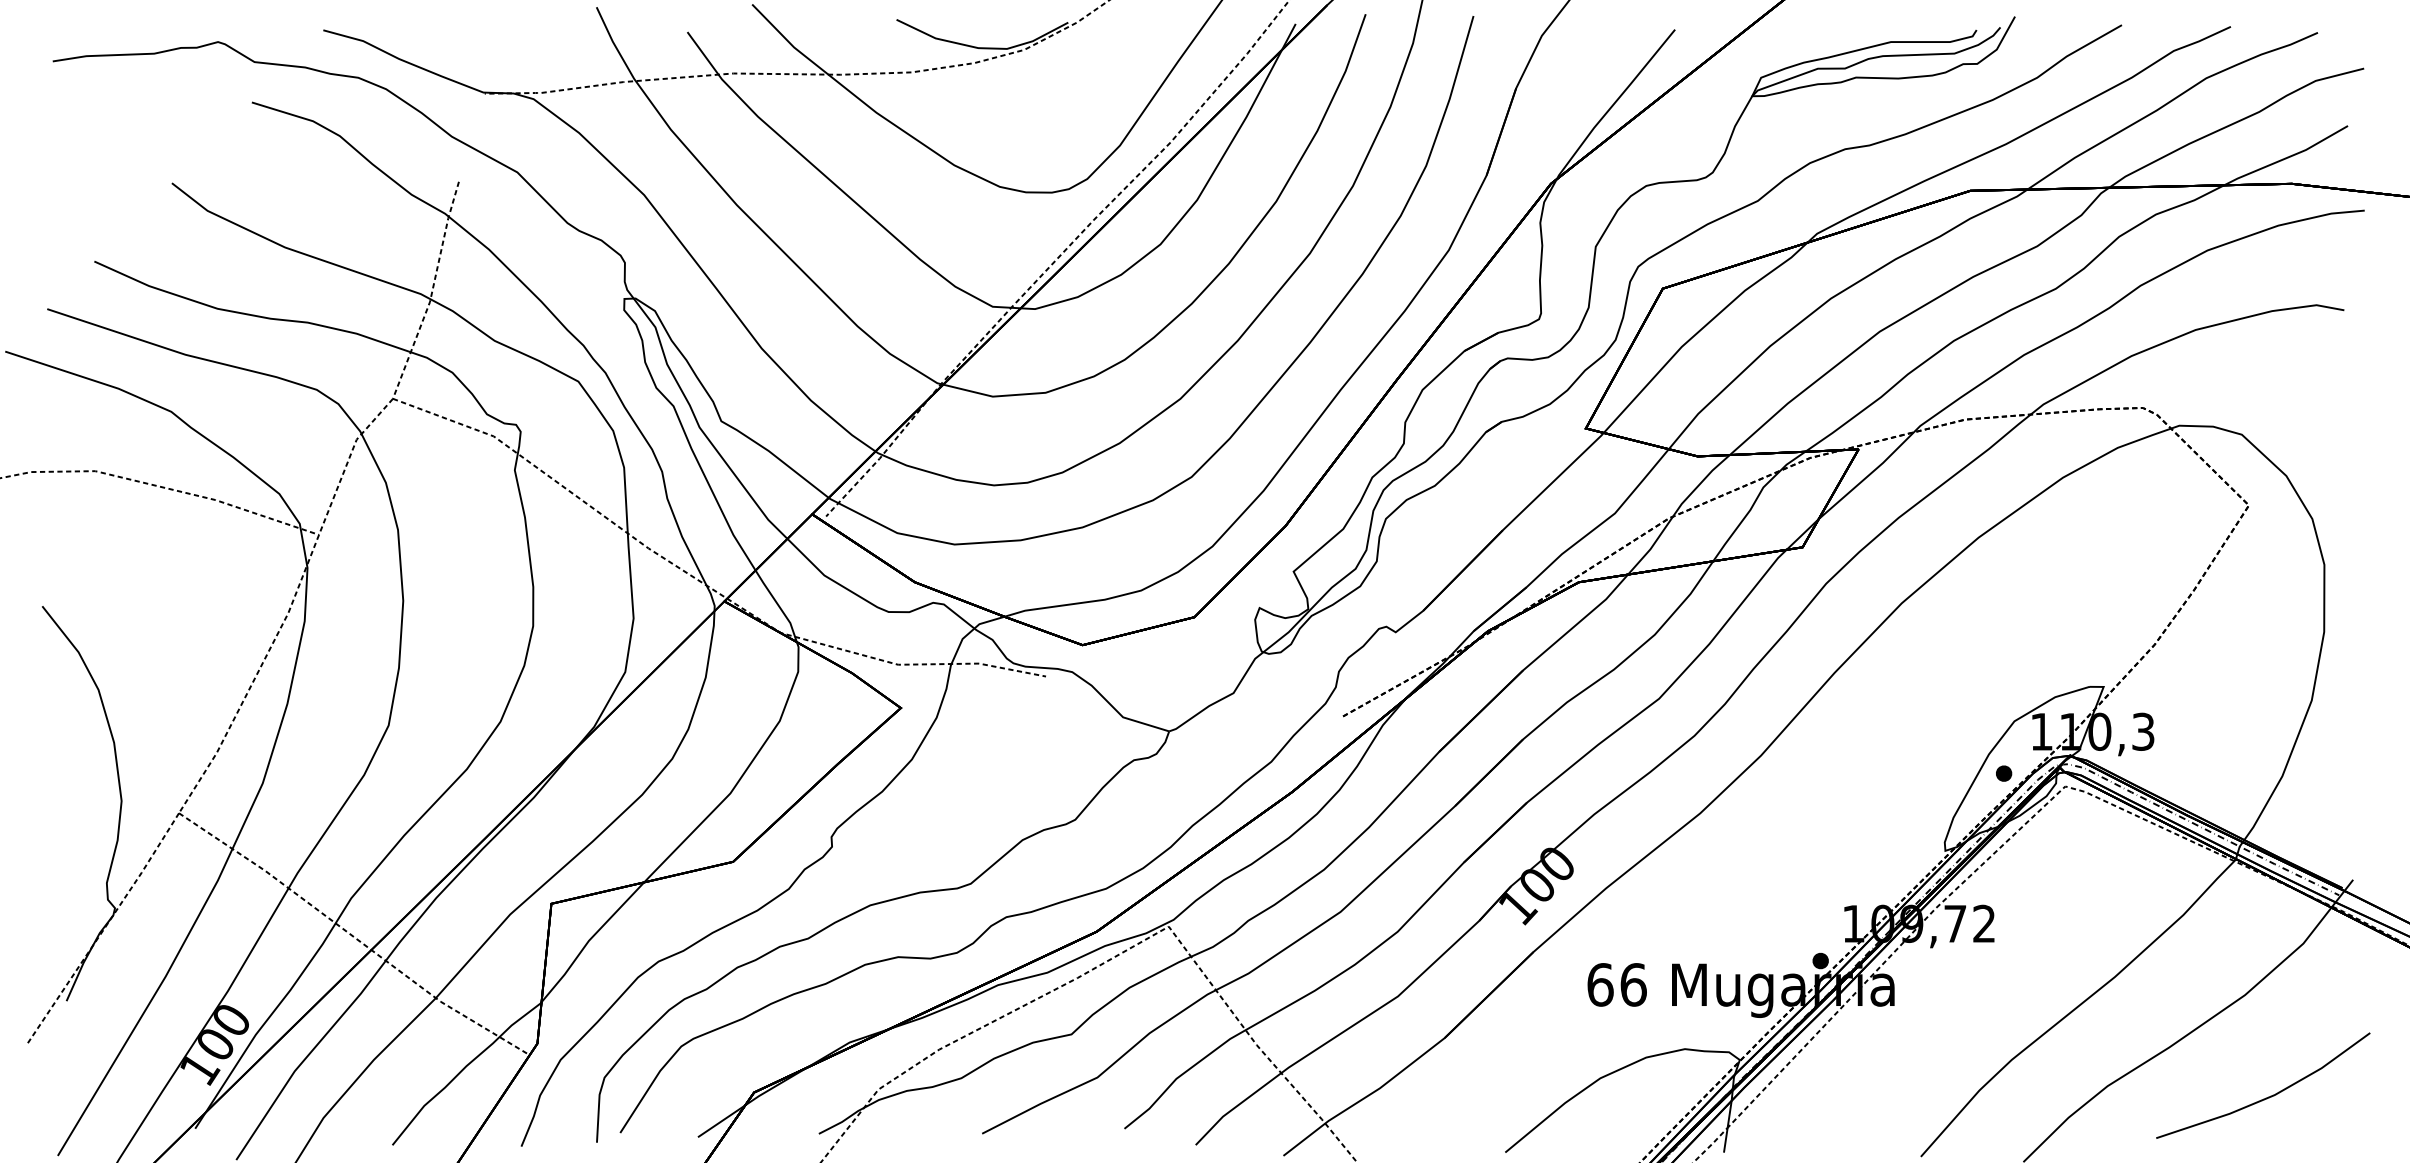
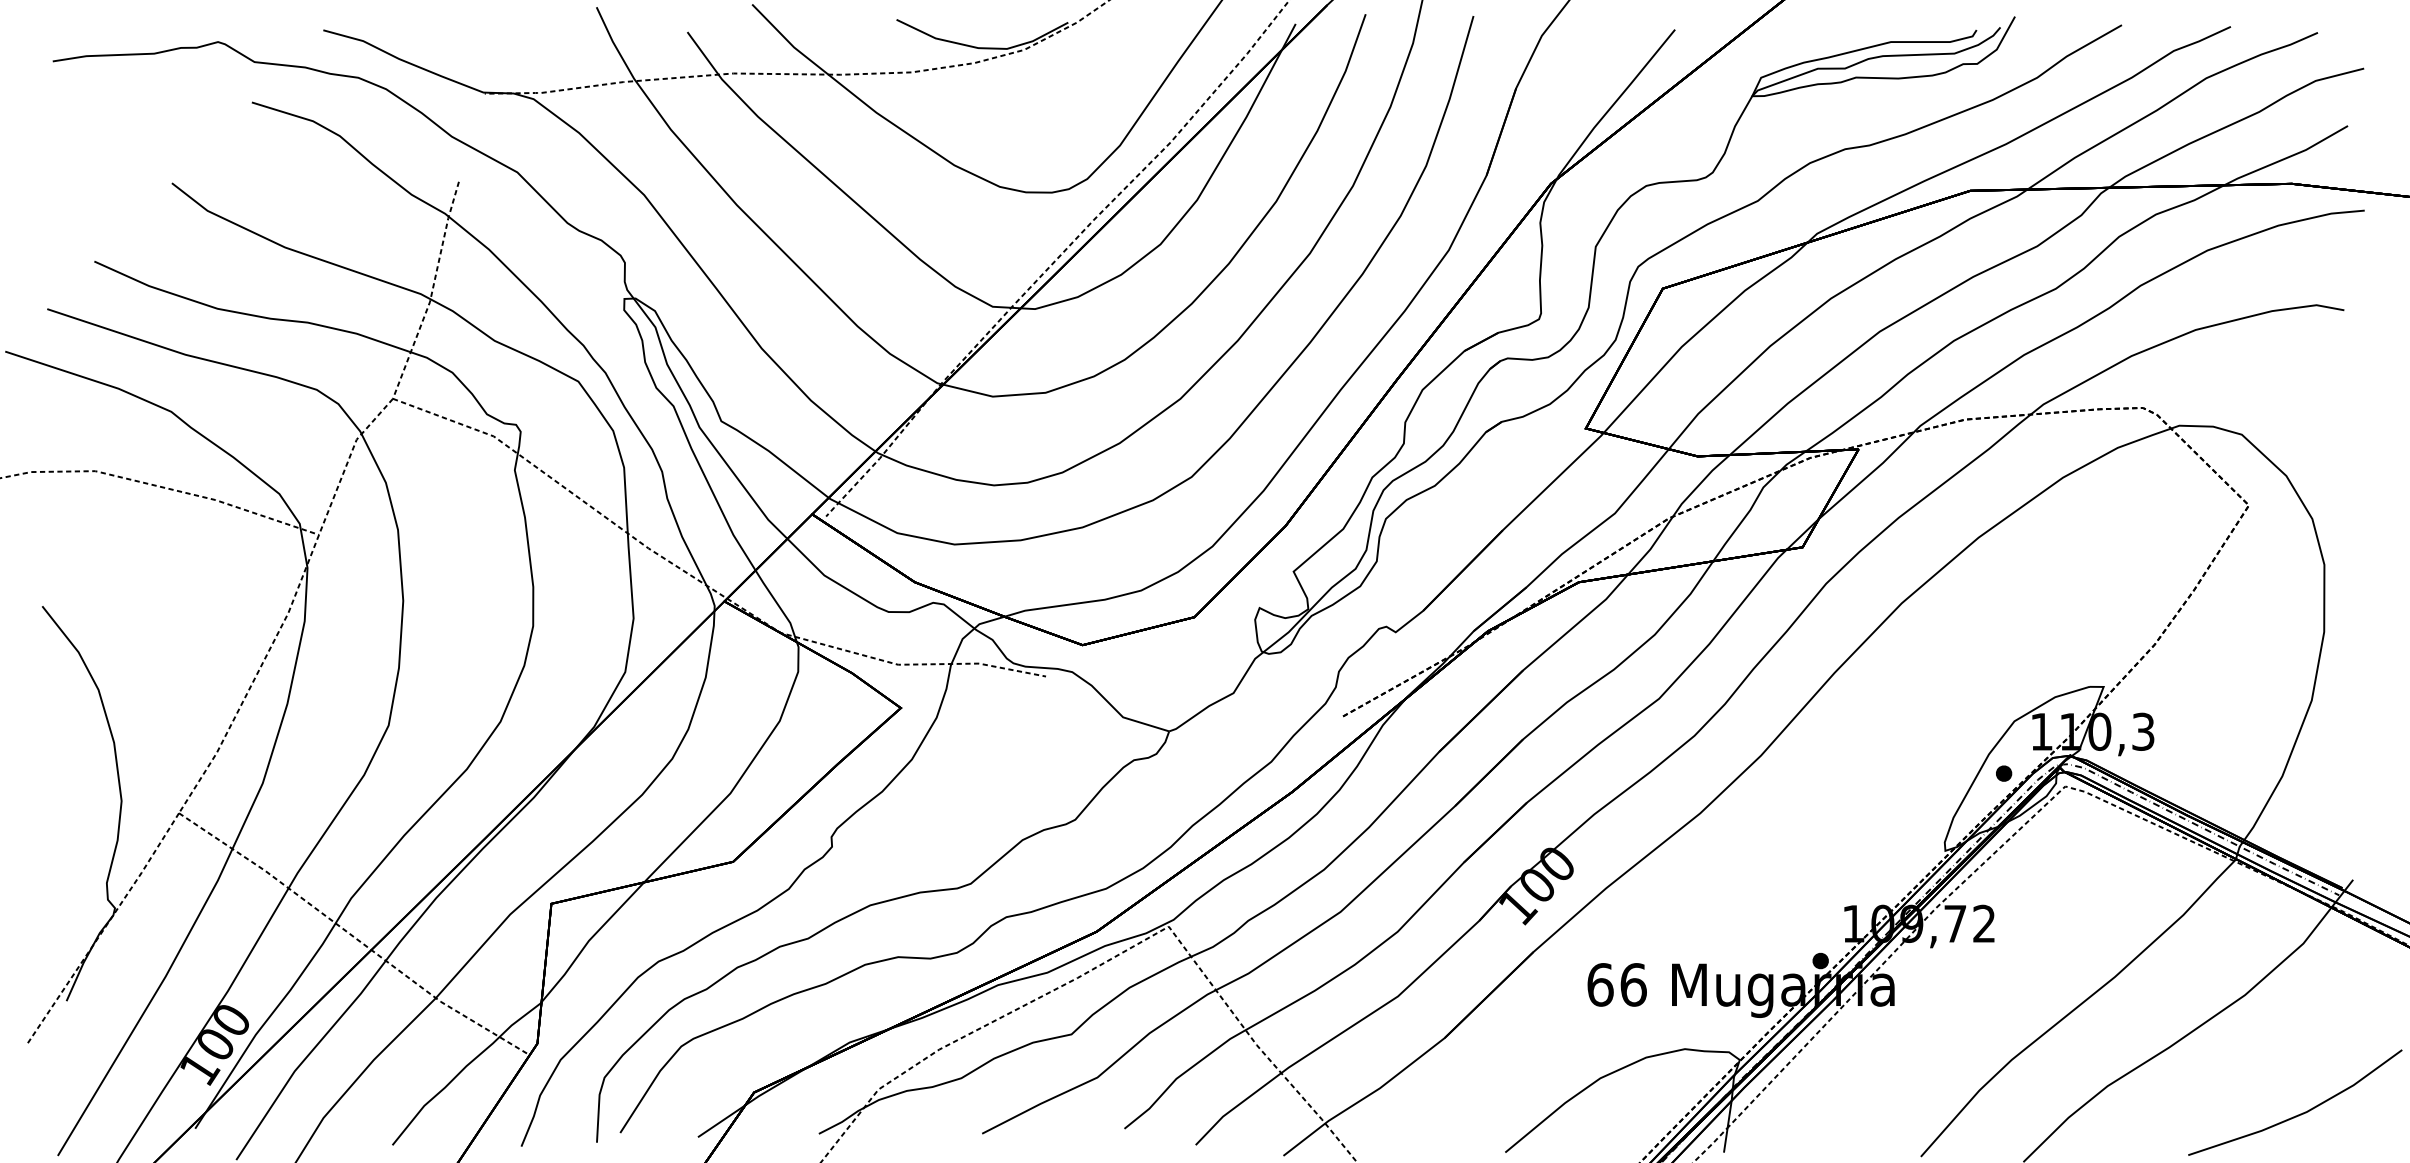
line position: (2268, 1096) -> (2300, 1113) (2300, 1113)
